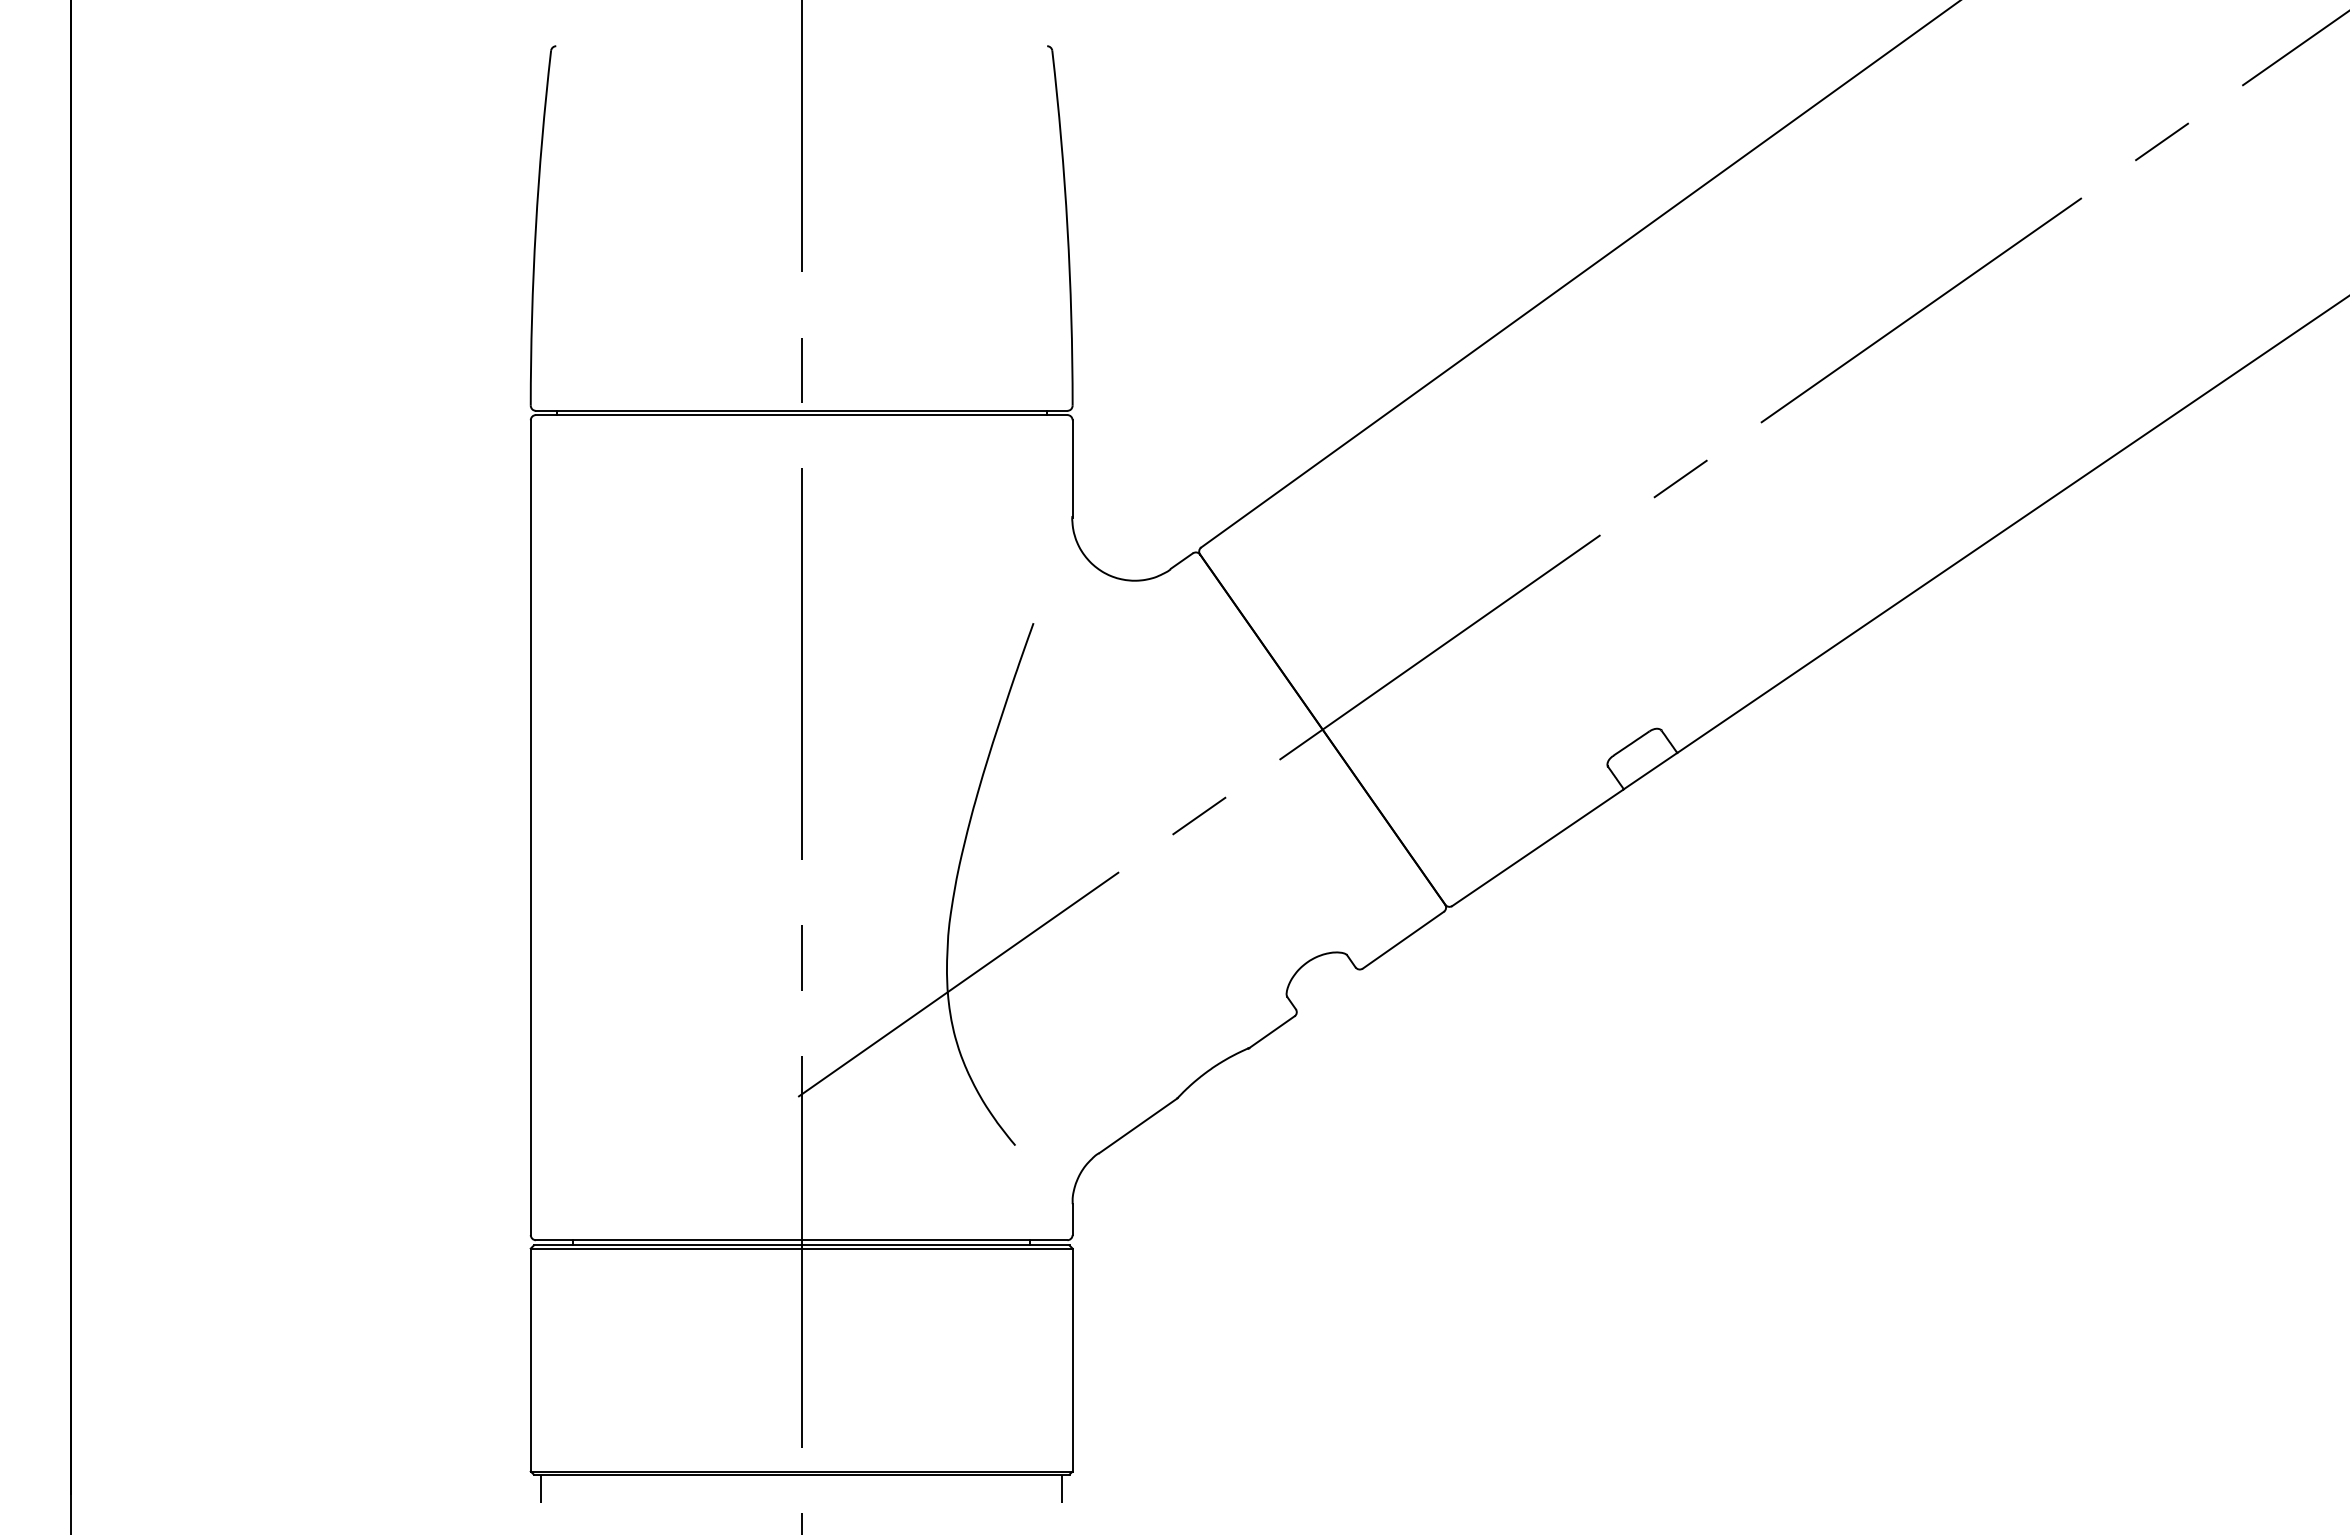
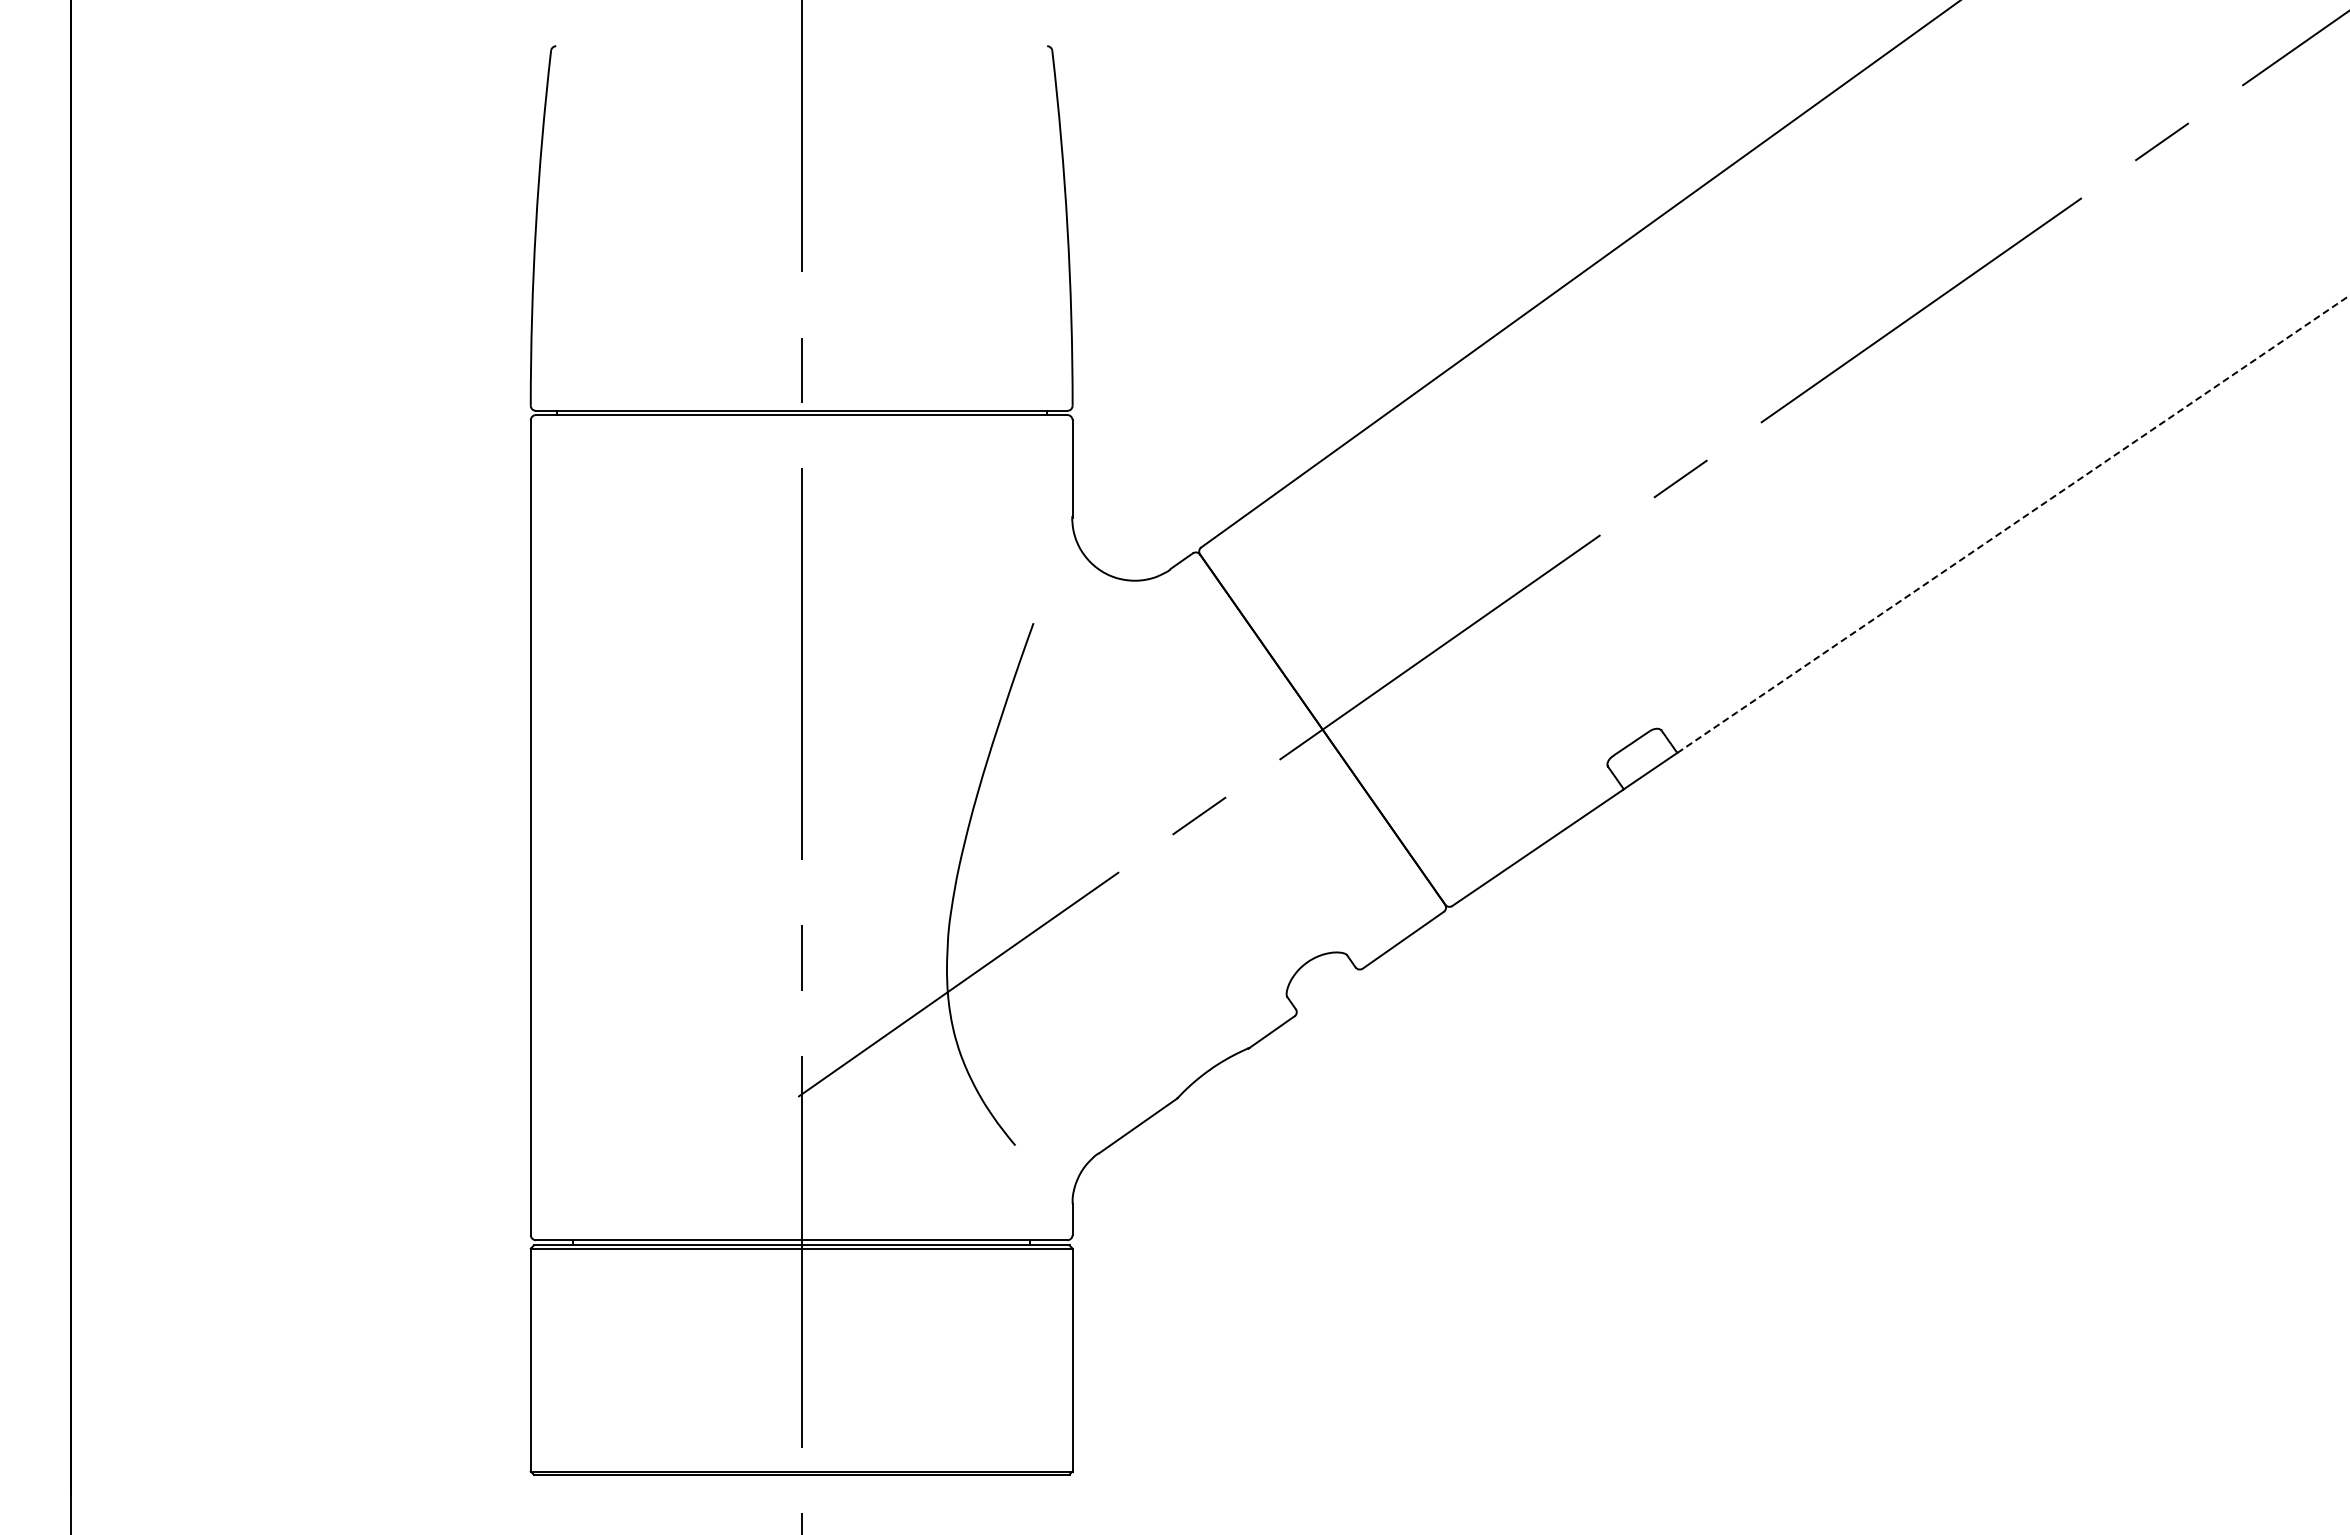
line: solid -> dashed (2013, 524)
line: present -> none (541, 1488)
line: present -> none (1062, 1488)
